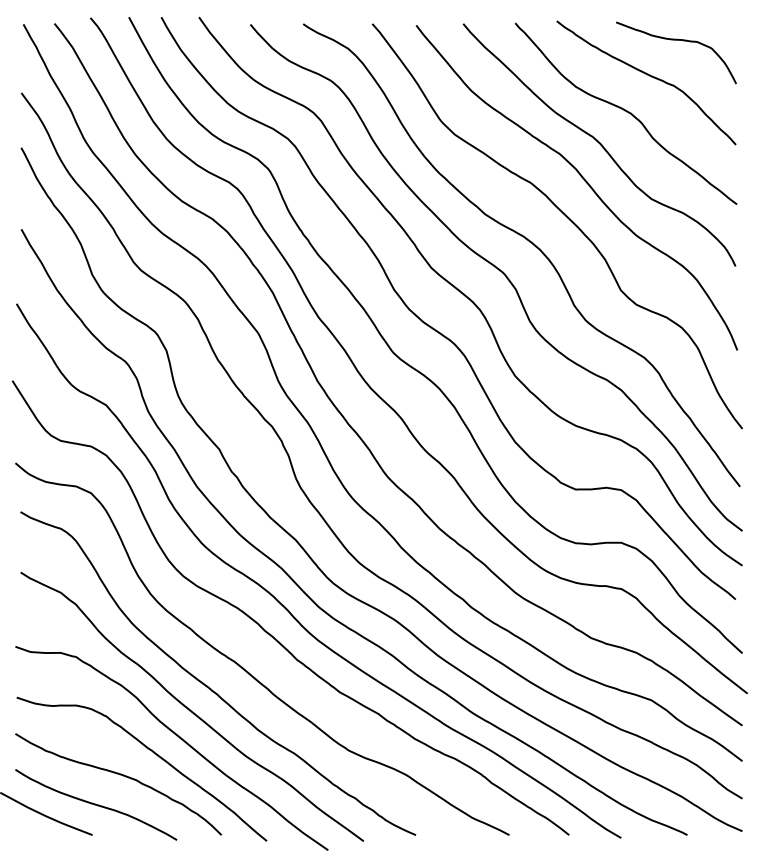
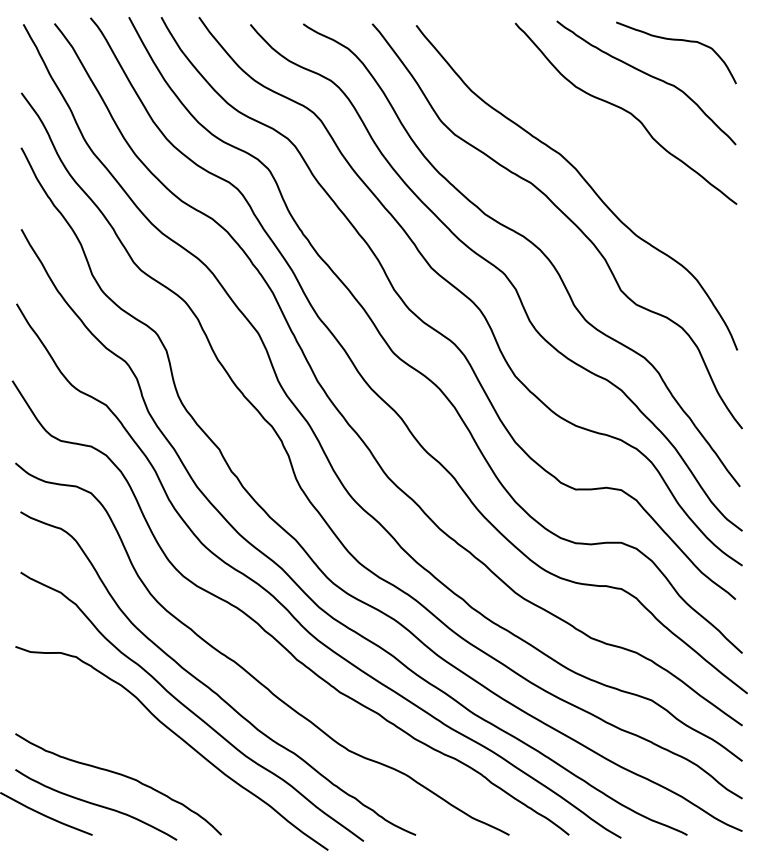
curve: present -> none (599, 144)
curve: present -> none (153, 753)
